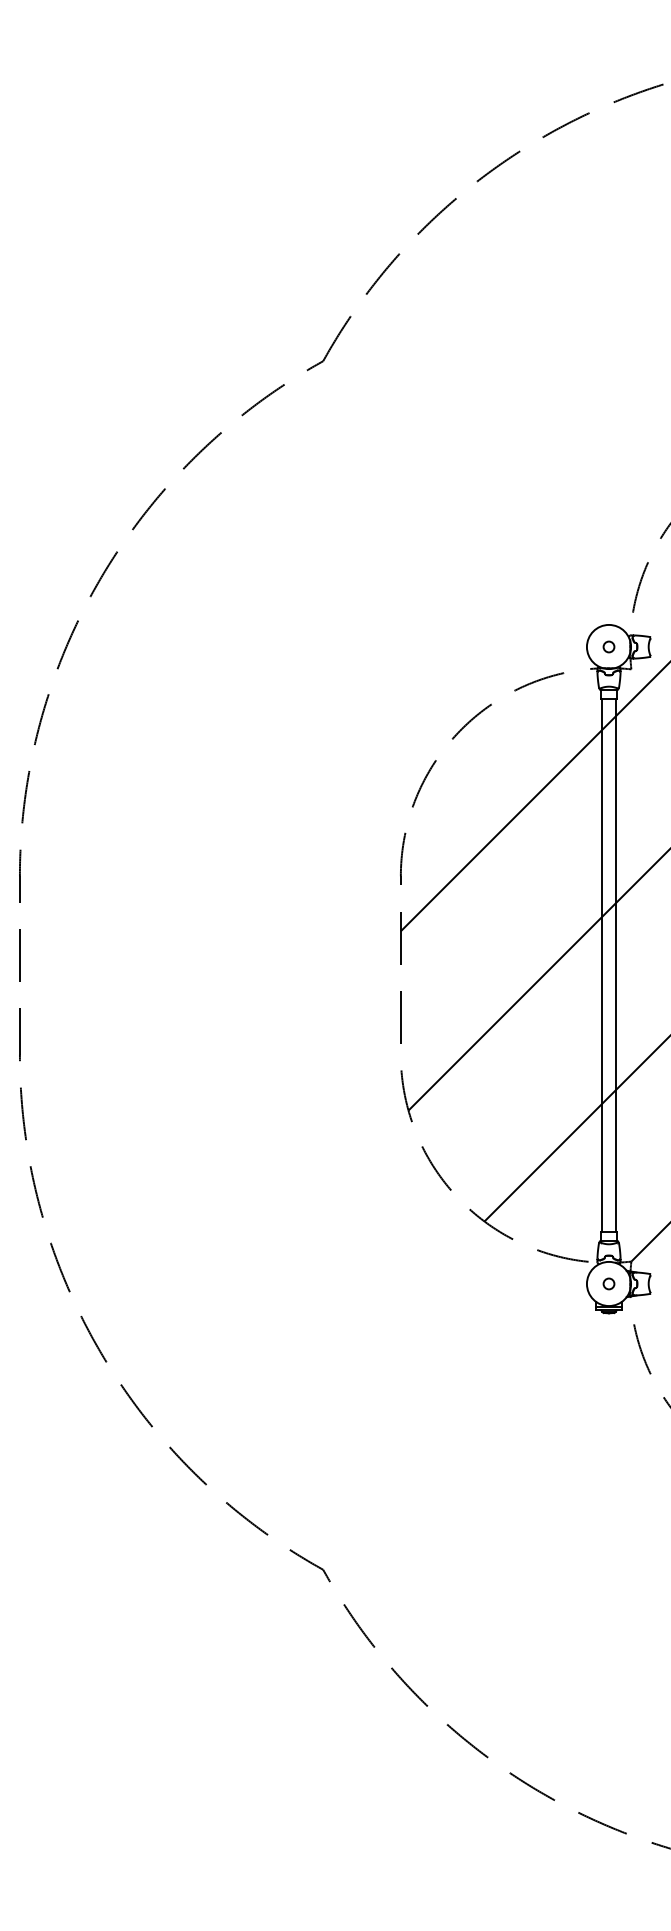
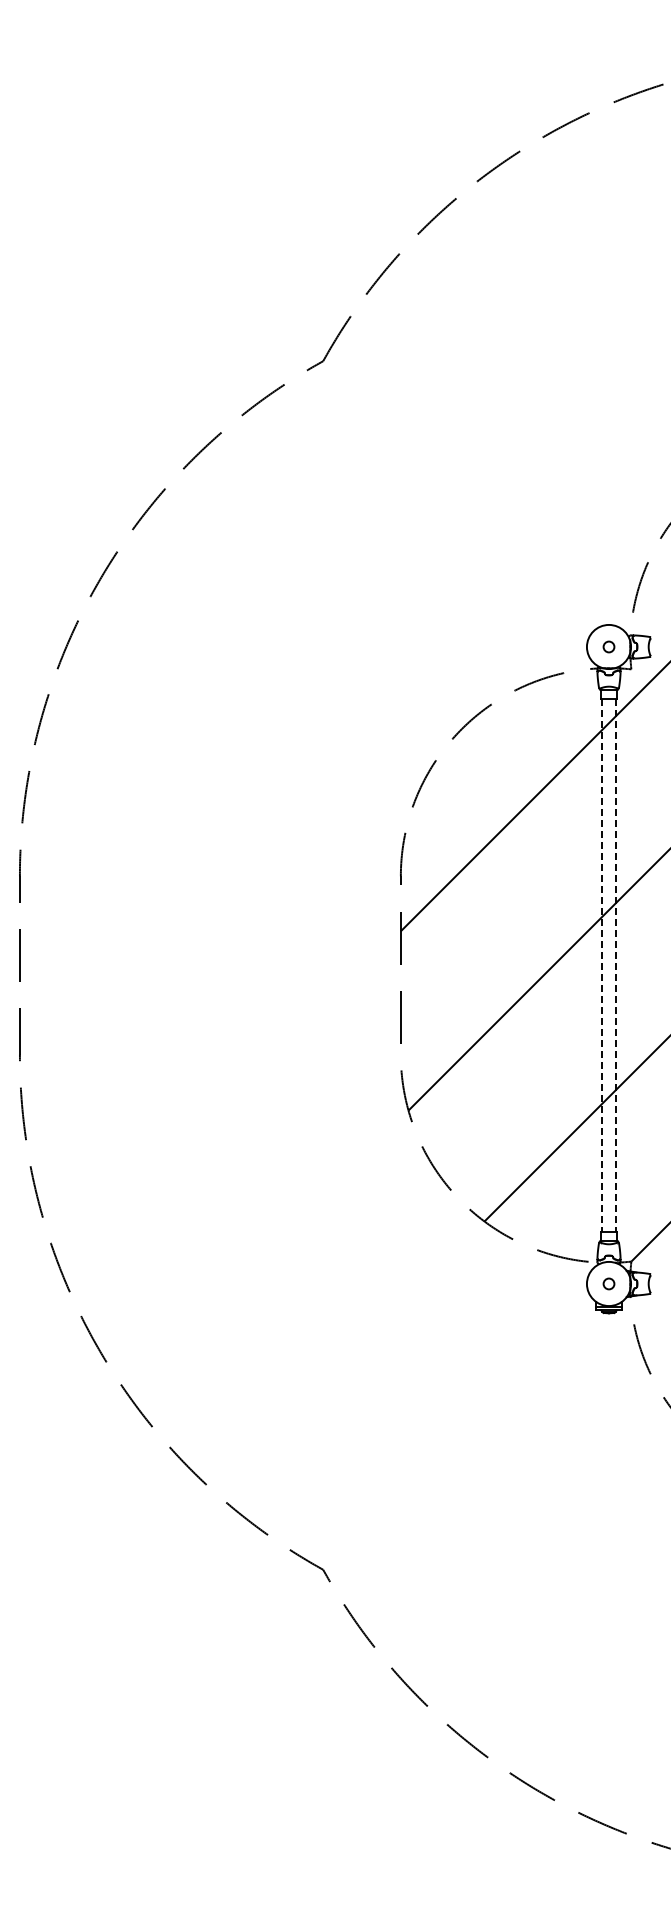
line: solid -> dashed (602, 965)
line: solid -> dashed (615, 965)
